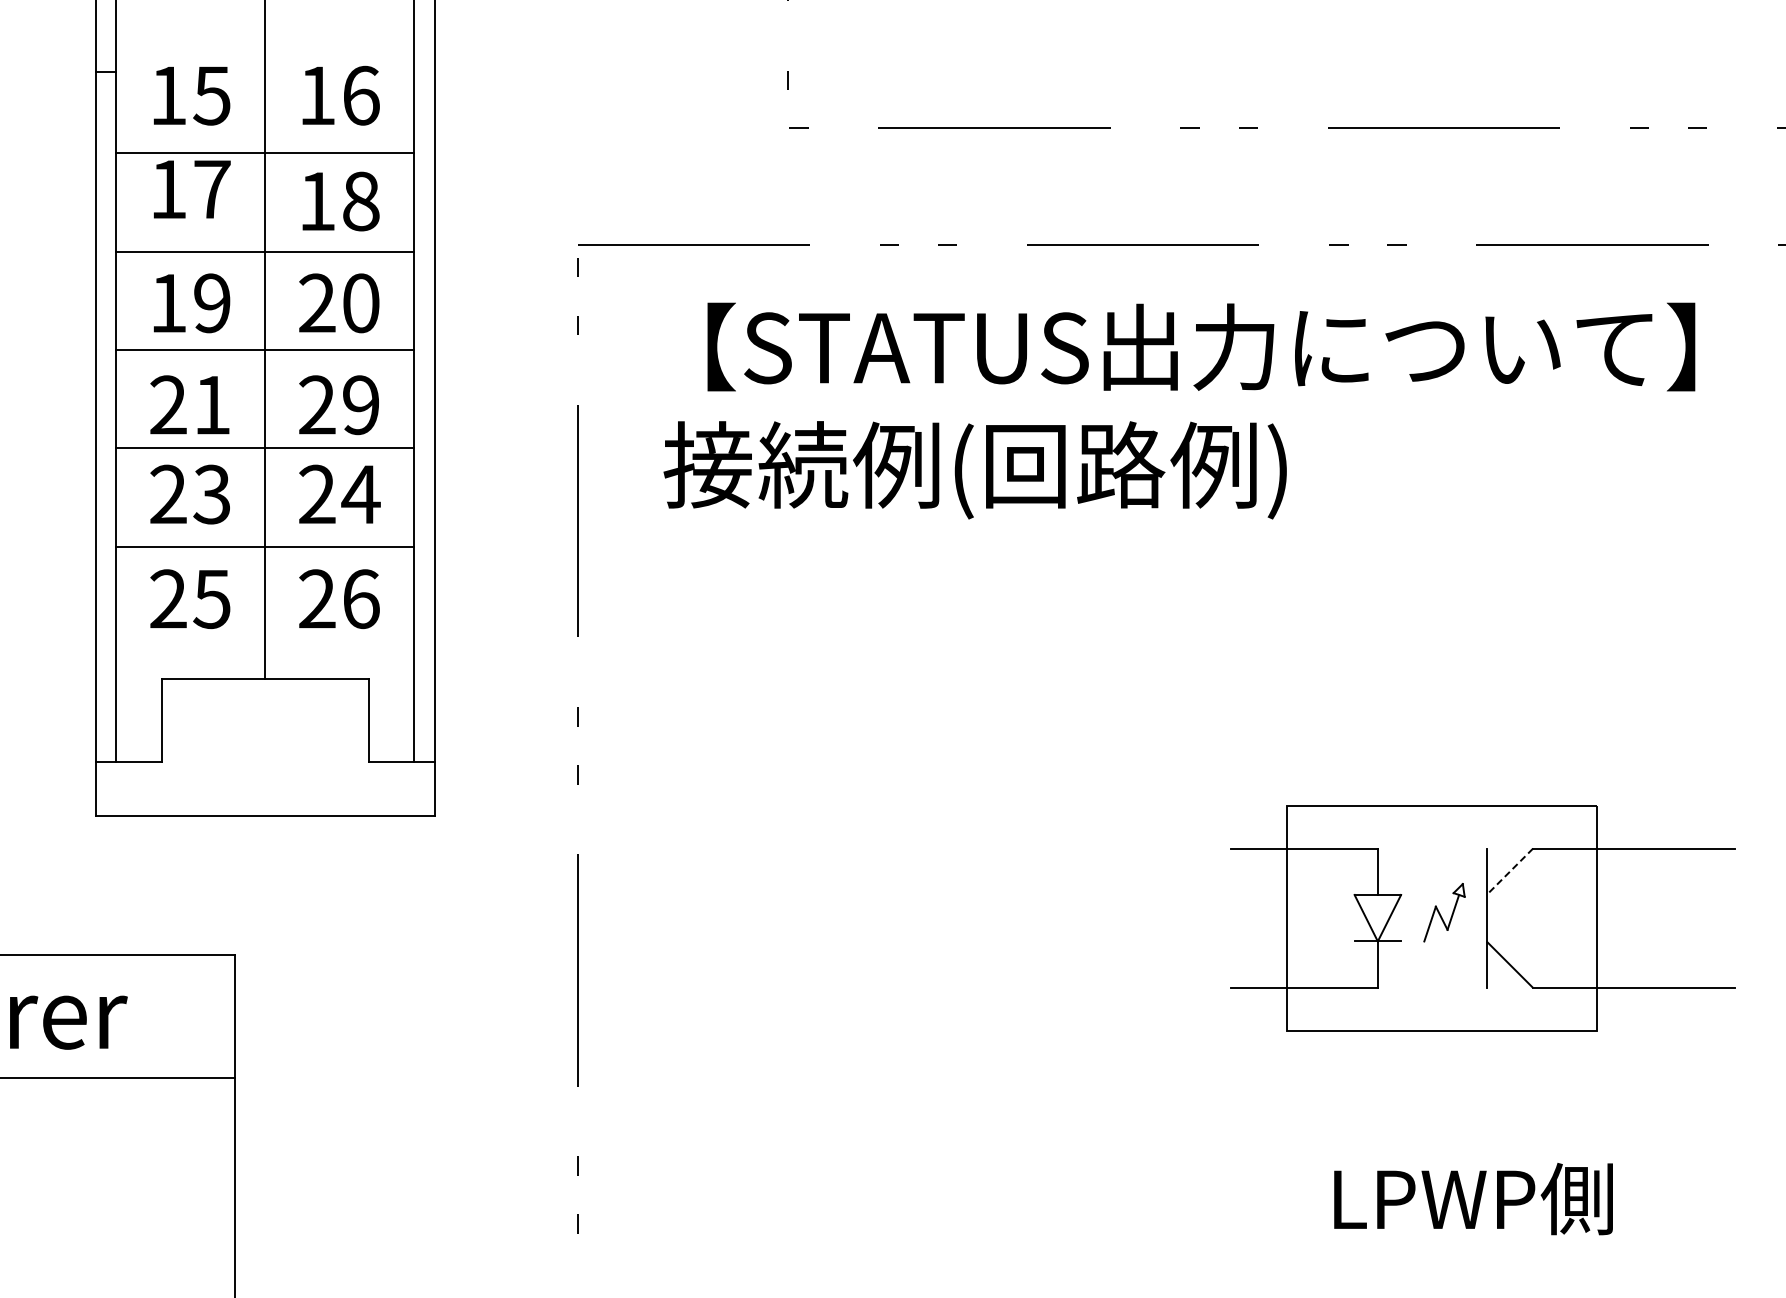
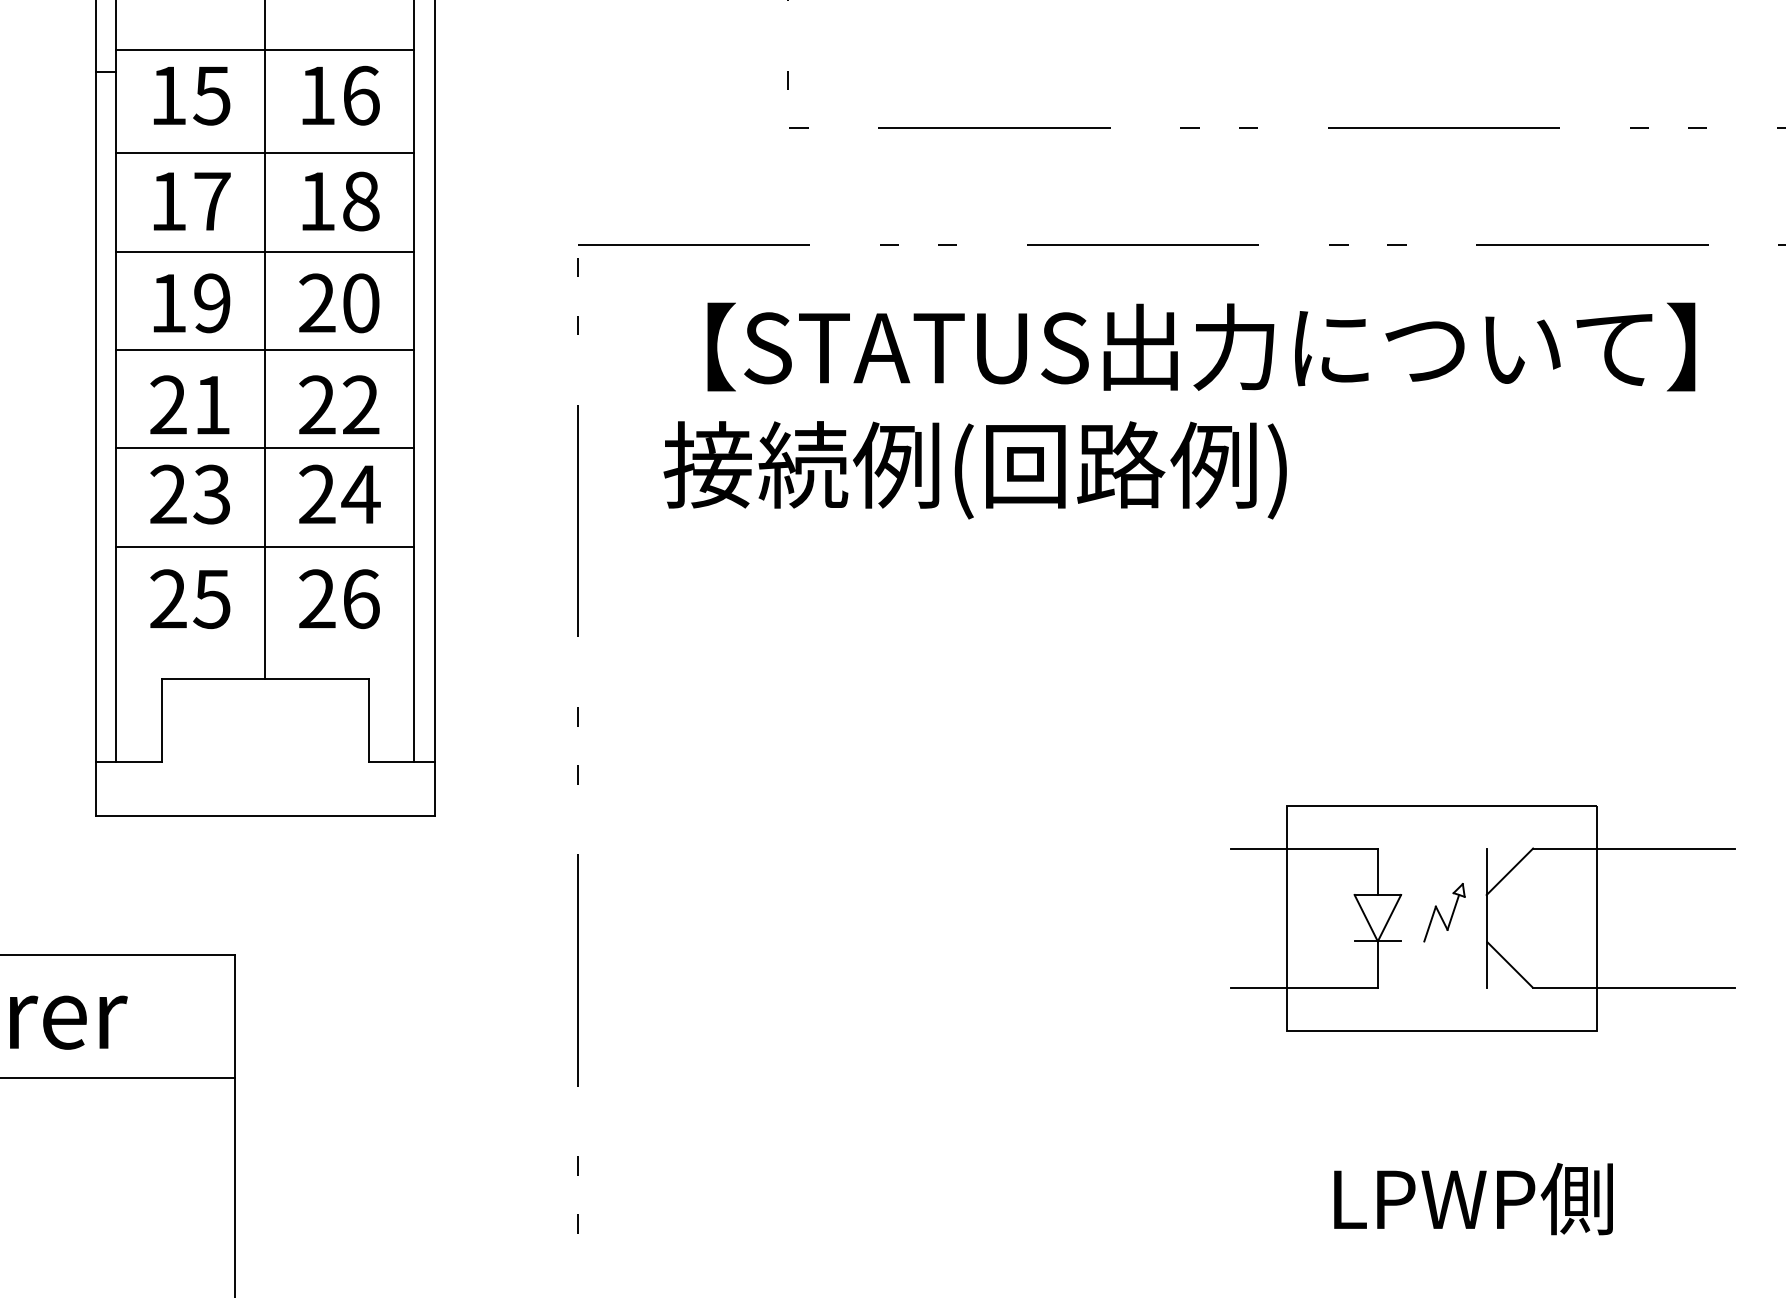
line: none -> present (264, 49)
text position: (192, 189) -> (192, 201) (192, 201)
text: 29 -> 22 (361, 405)
line: dashed -> solid (1509, 871)
